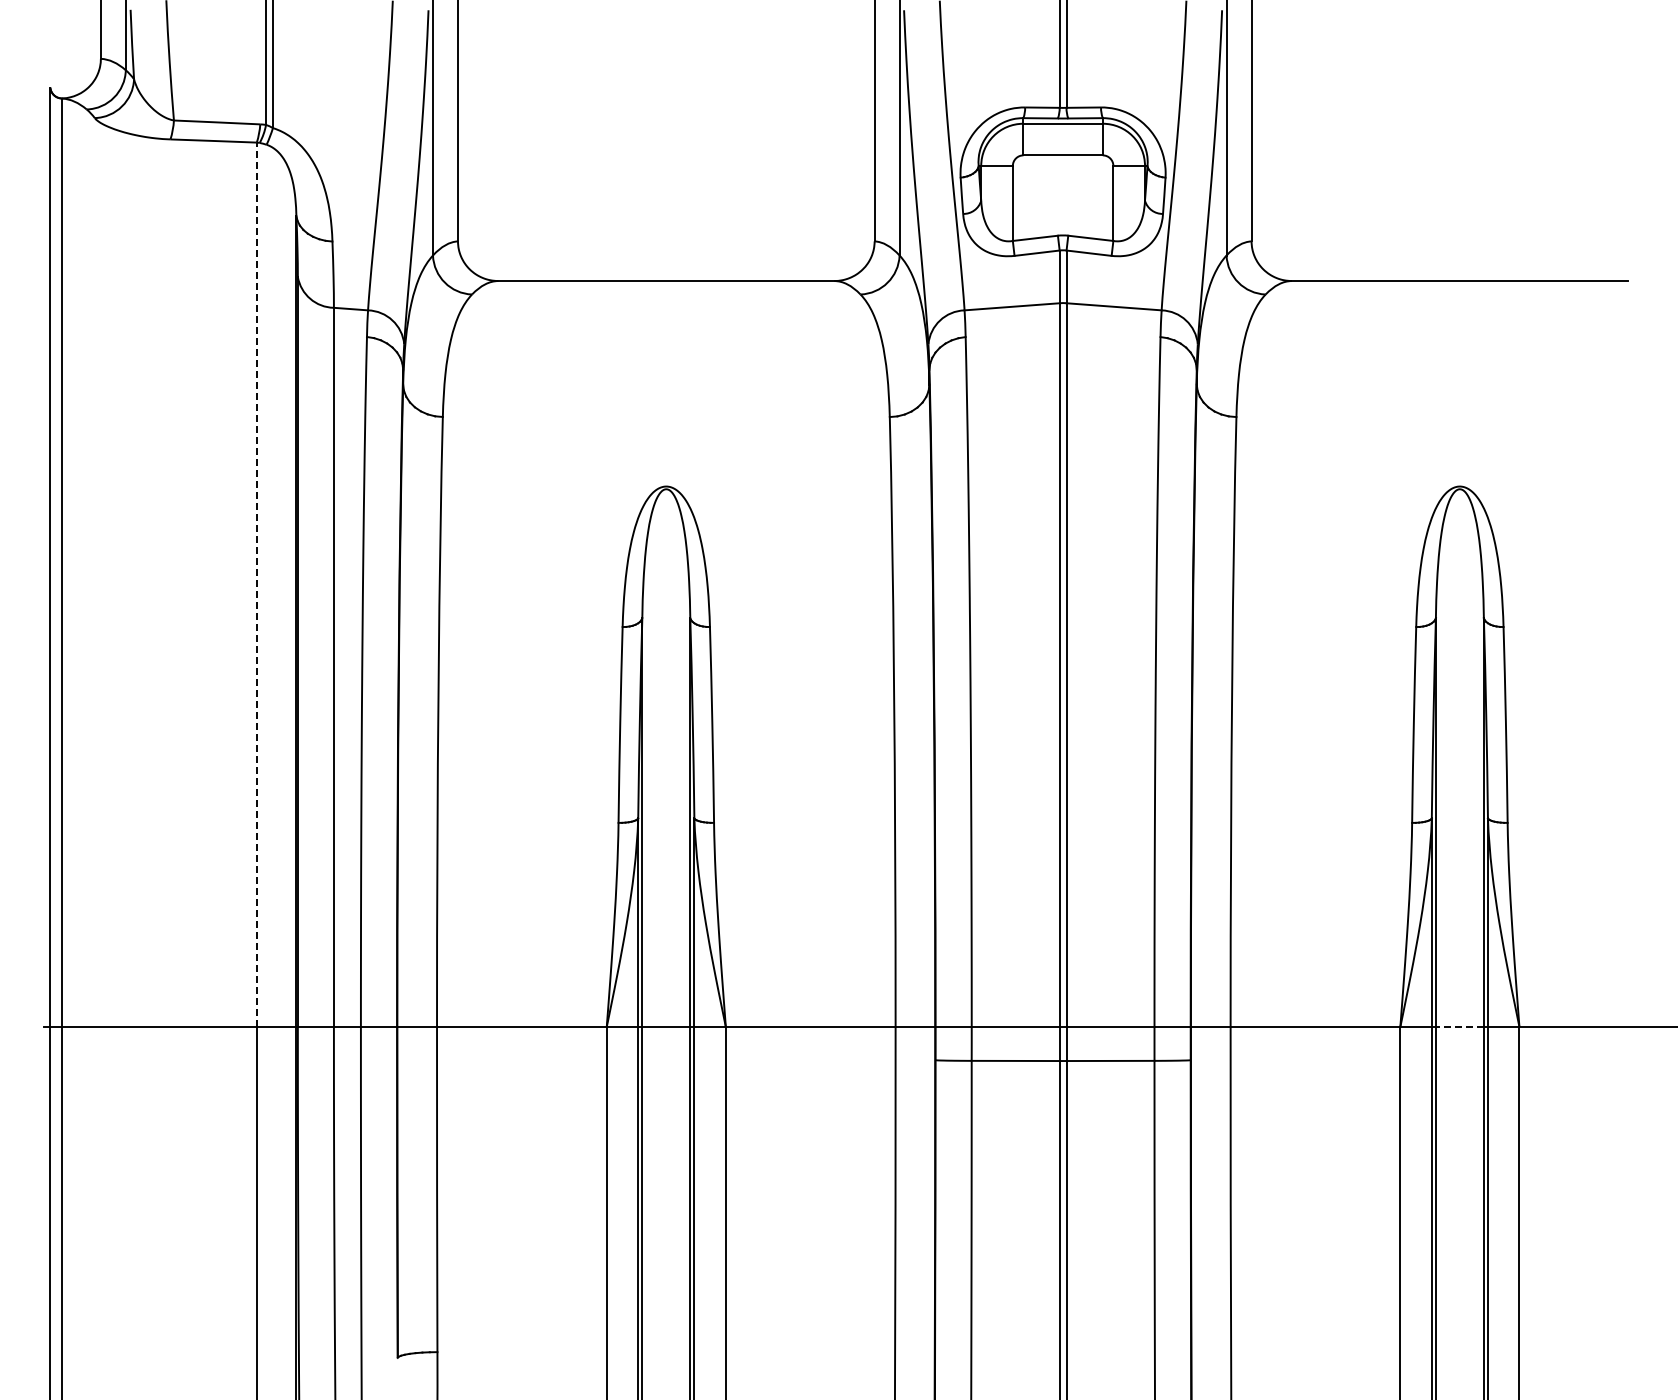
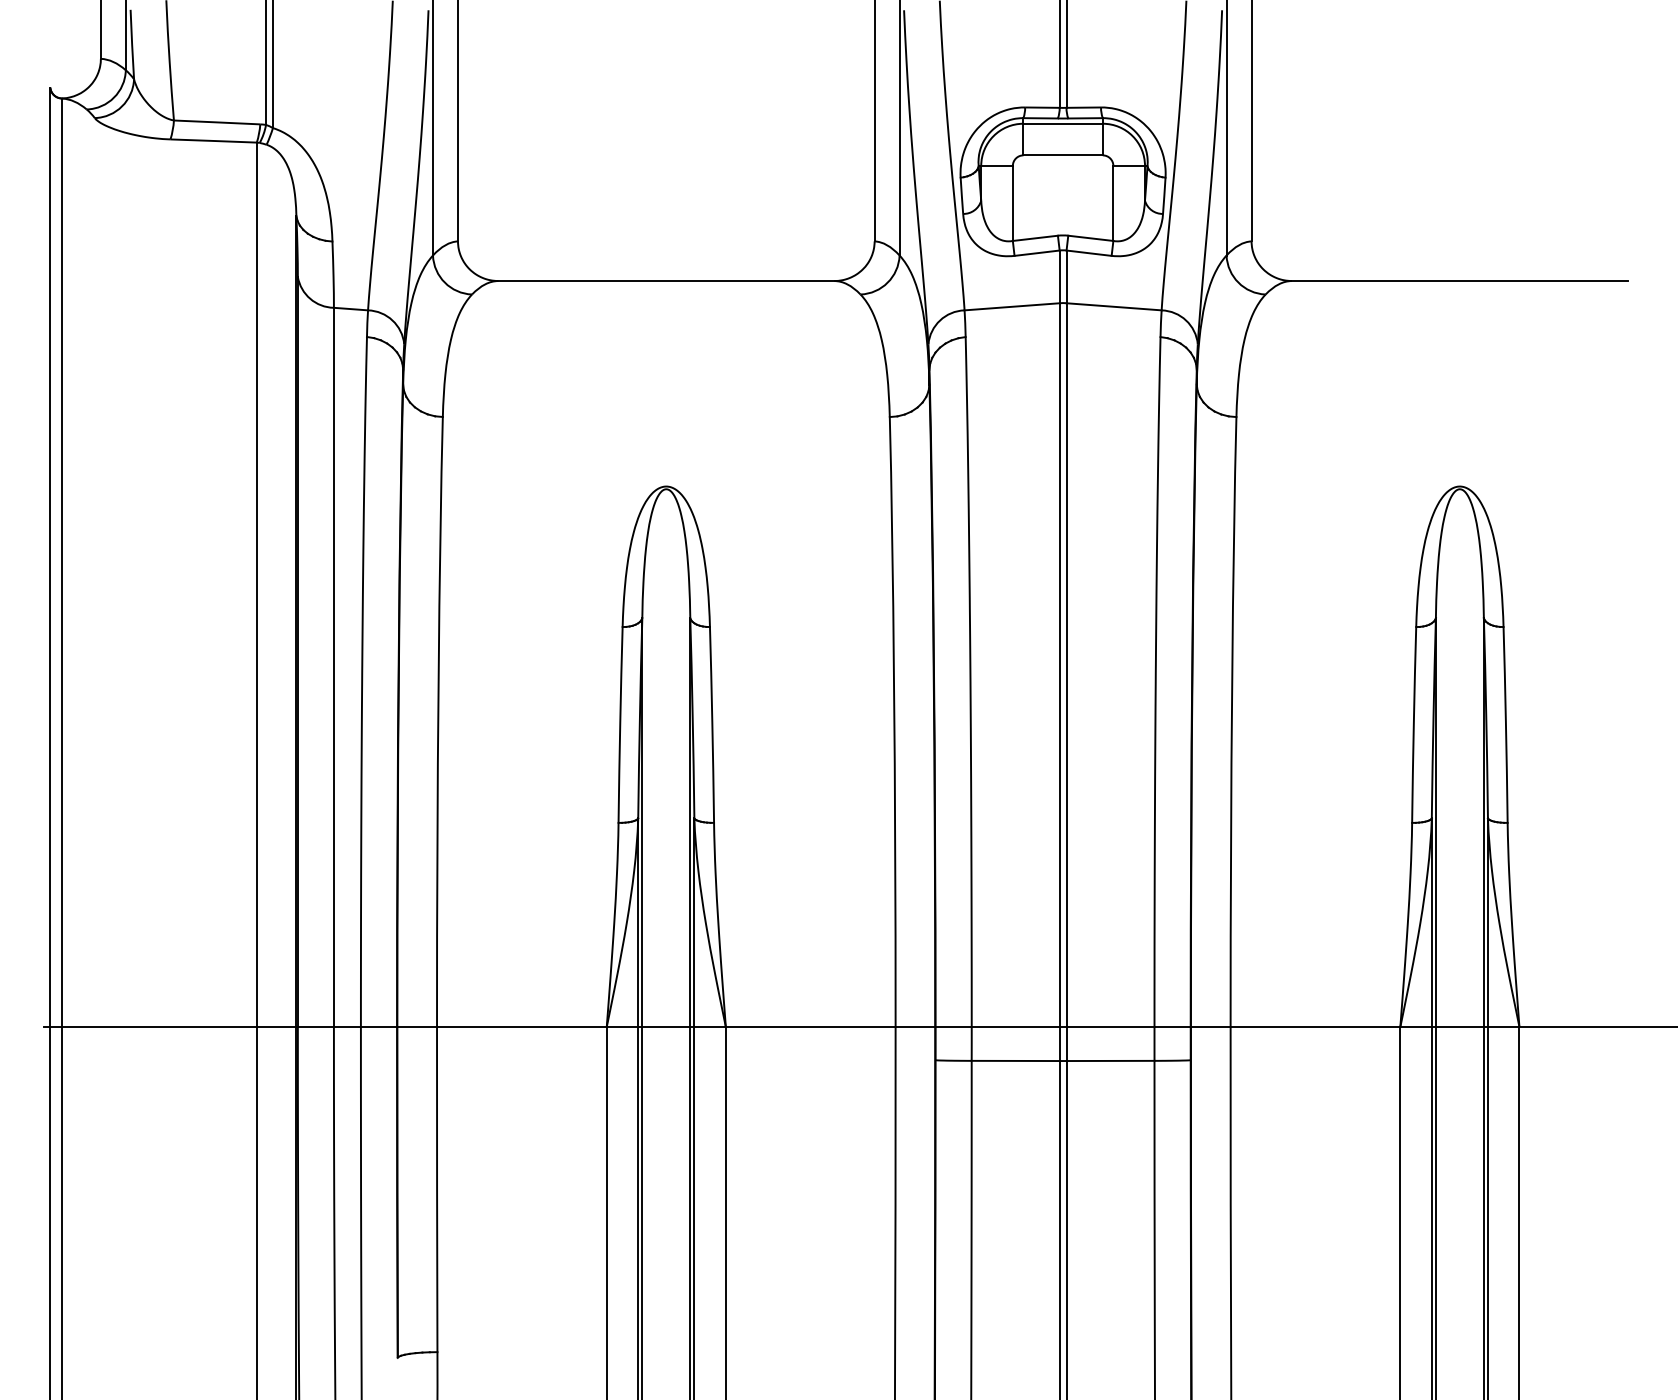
line: dashed -> solid (256, 584)
line: dashed -> solid (1459, 1027)
